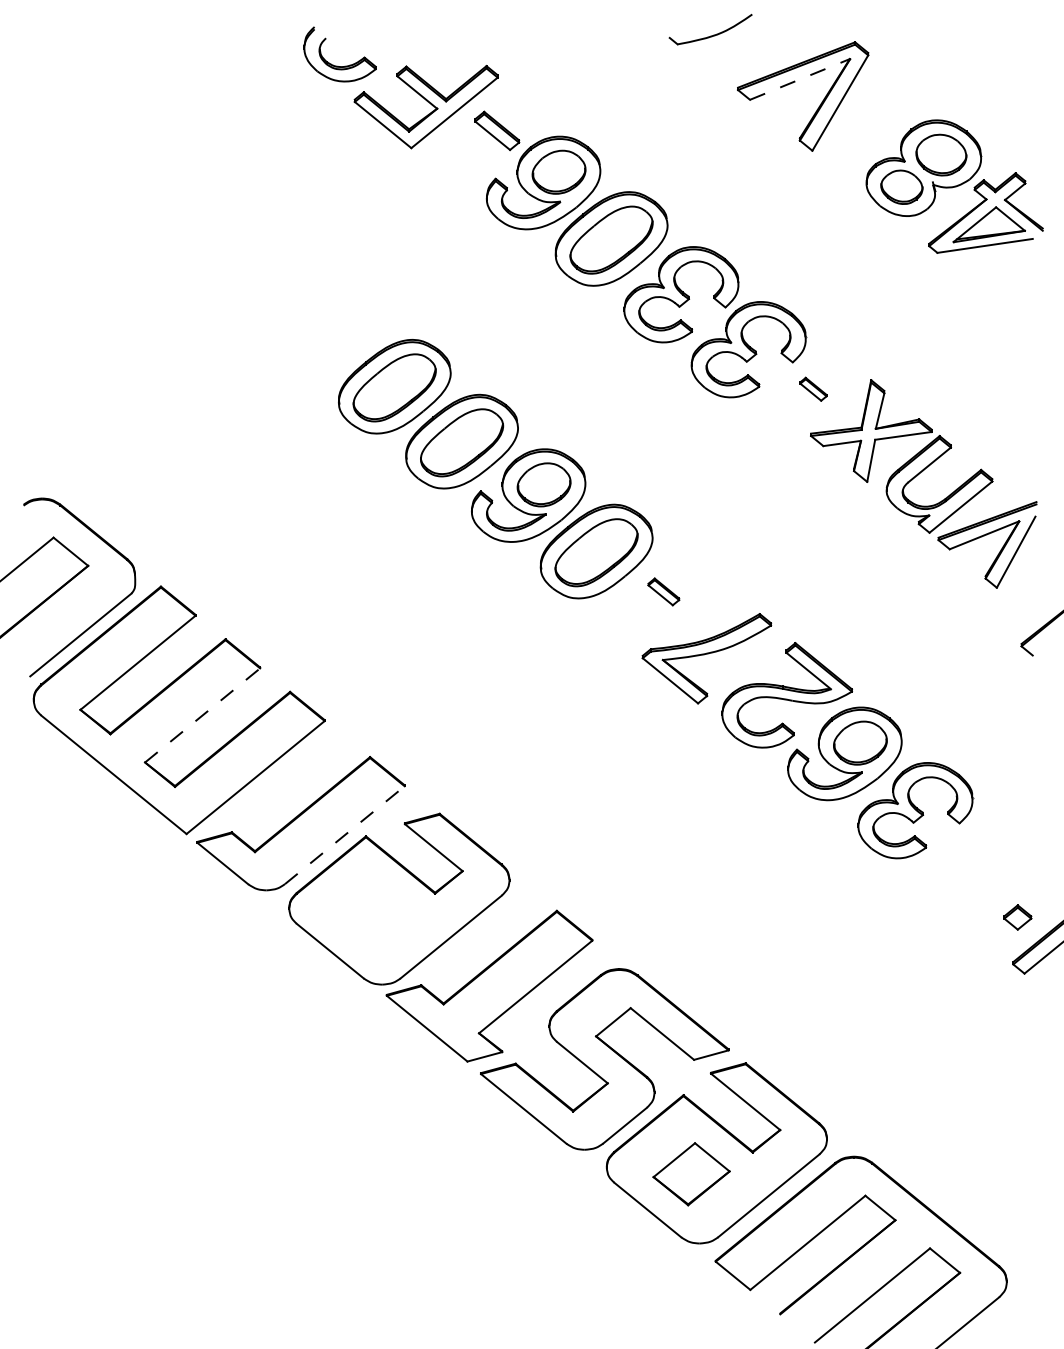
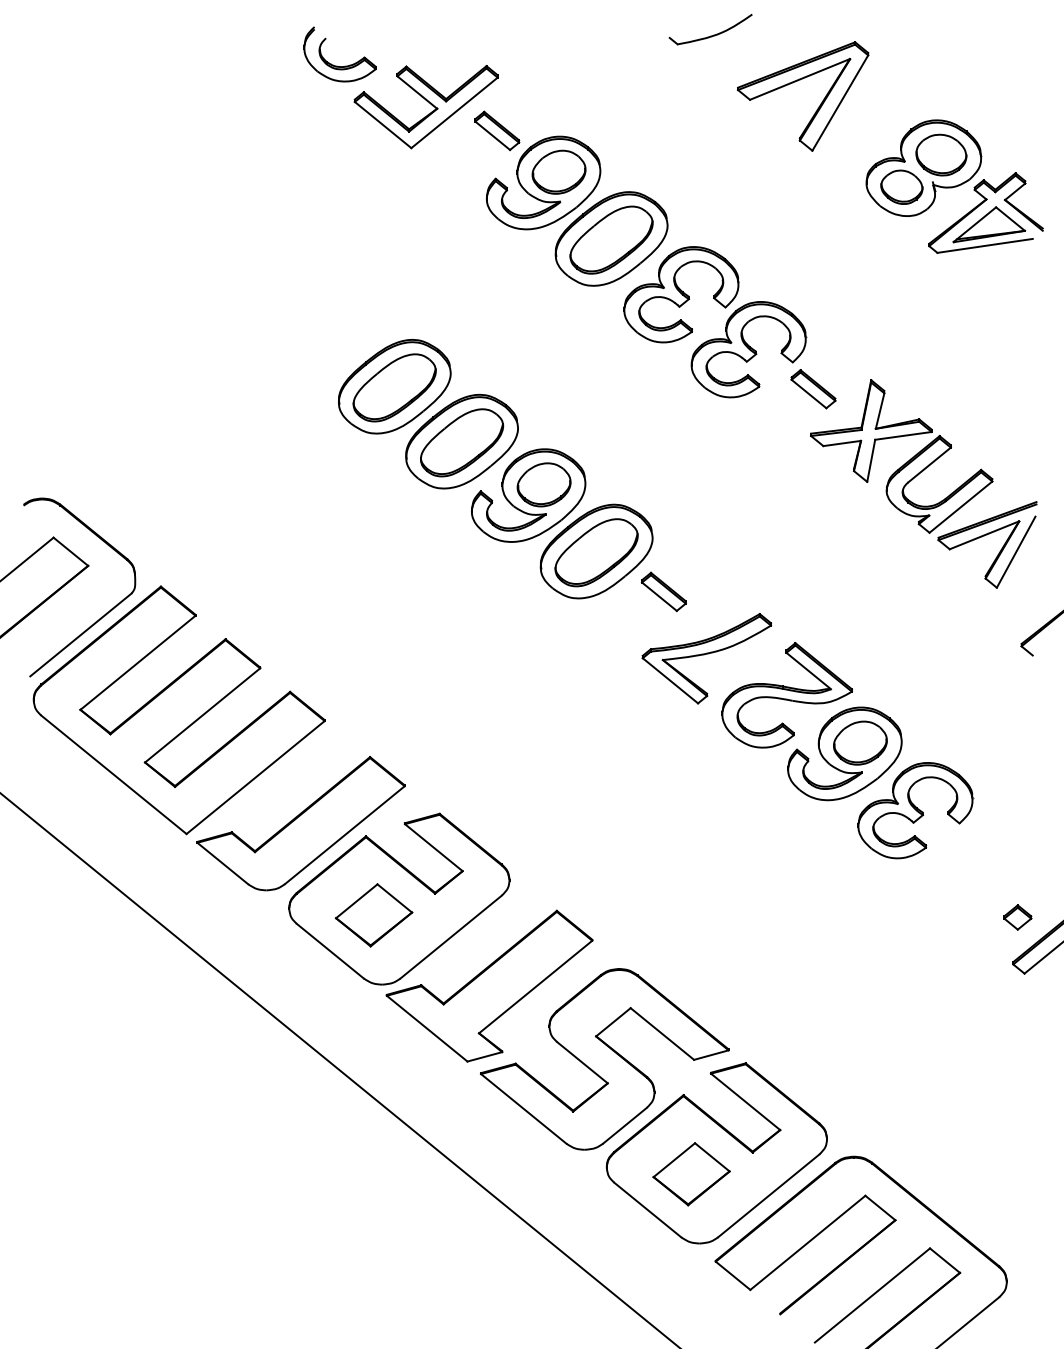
line: dashed -> solid (799, 79)
part size: 29x26 px -> 47x41 px (813, 389)
part size: 34x30 px -> 47x42 px (663, 591)
line: dashed -> solid (202, 715)
line: dashed -> solid (345, 834)
part: none -> present (373, 915)
line: none -> present (339, 1069)
